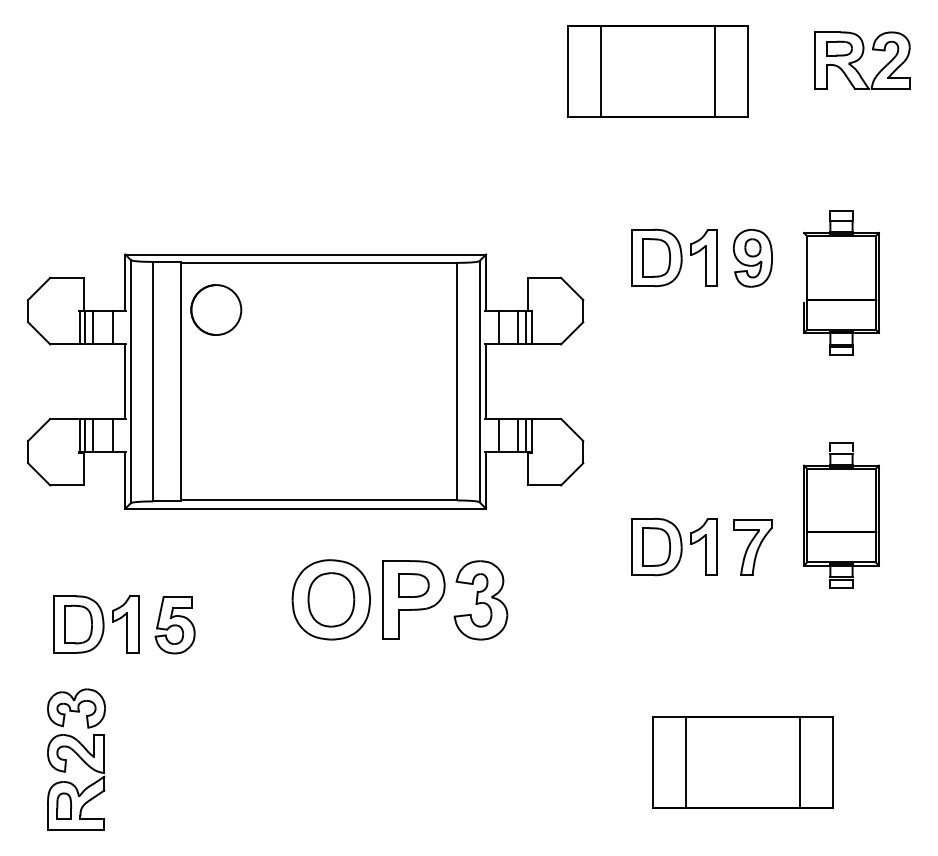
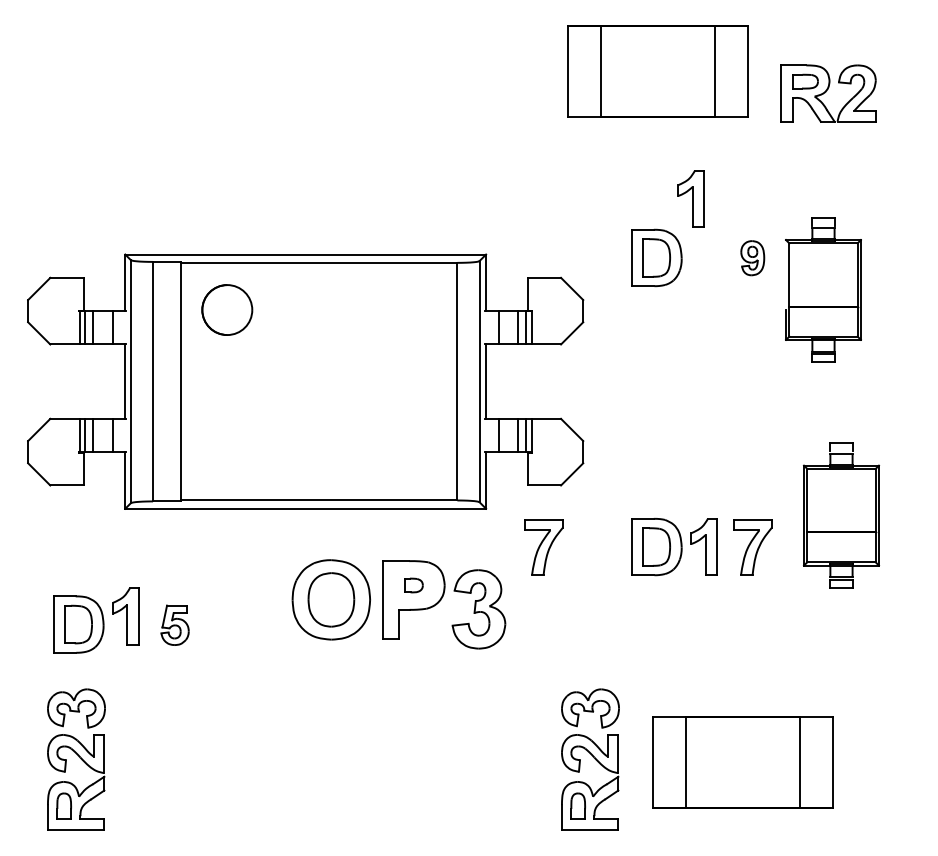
part position: (862, 60) -> (828, 93) (828, 93)
part position: (703, 257) -> (690, 198) (690, 198)
part size: 41x60 px -> 26x37 px (752, 258)
part position: (841, 282) -> (823, 289) (823, 289)
part position: (216, 309) -> (227, 309) (227, 309)
part: none -> present (543, 547)
part size: 32x25 px -> 20x17 px (413, 585)
part position: (480, 600) -> (478, 609) (478, 609)
part position: (125, 624) -> (125, 616) (125, 616)
part size: 42x59 px -> 30x42 px (174, 624)
part: none -> present (590, 759)
